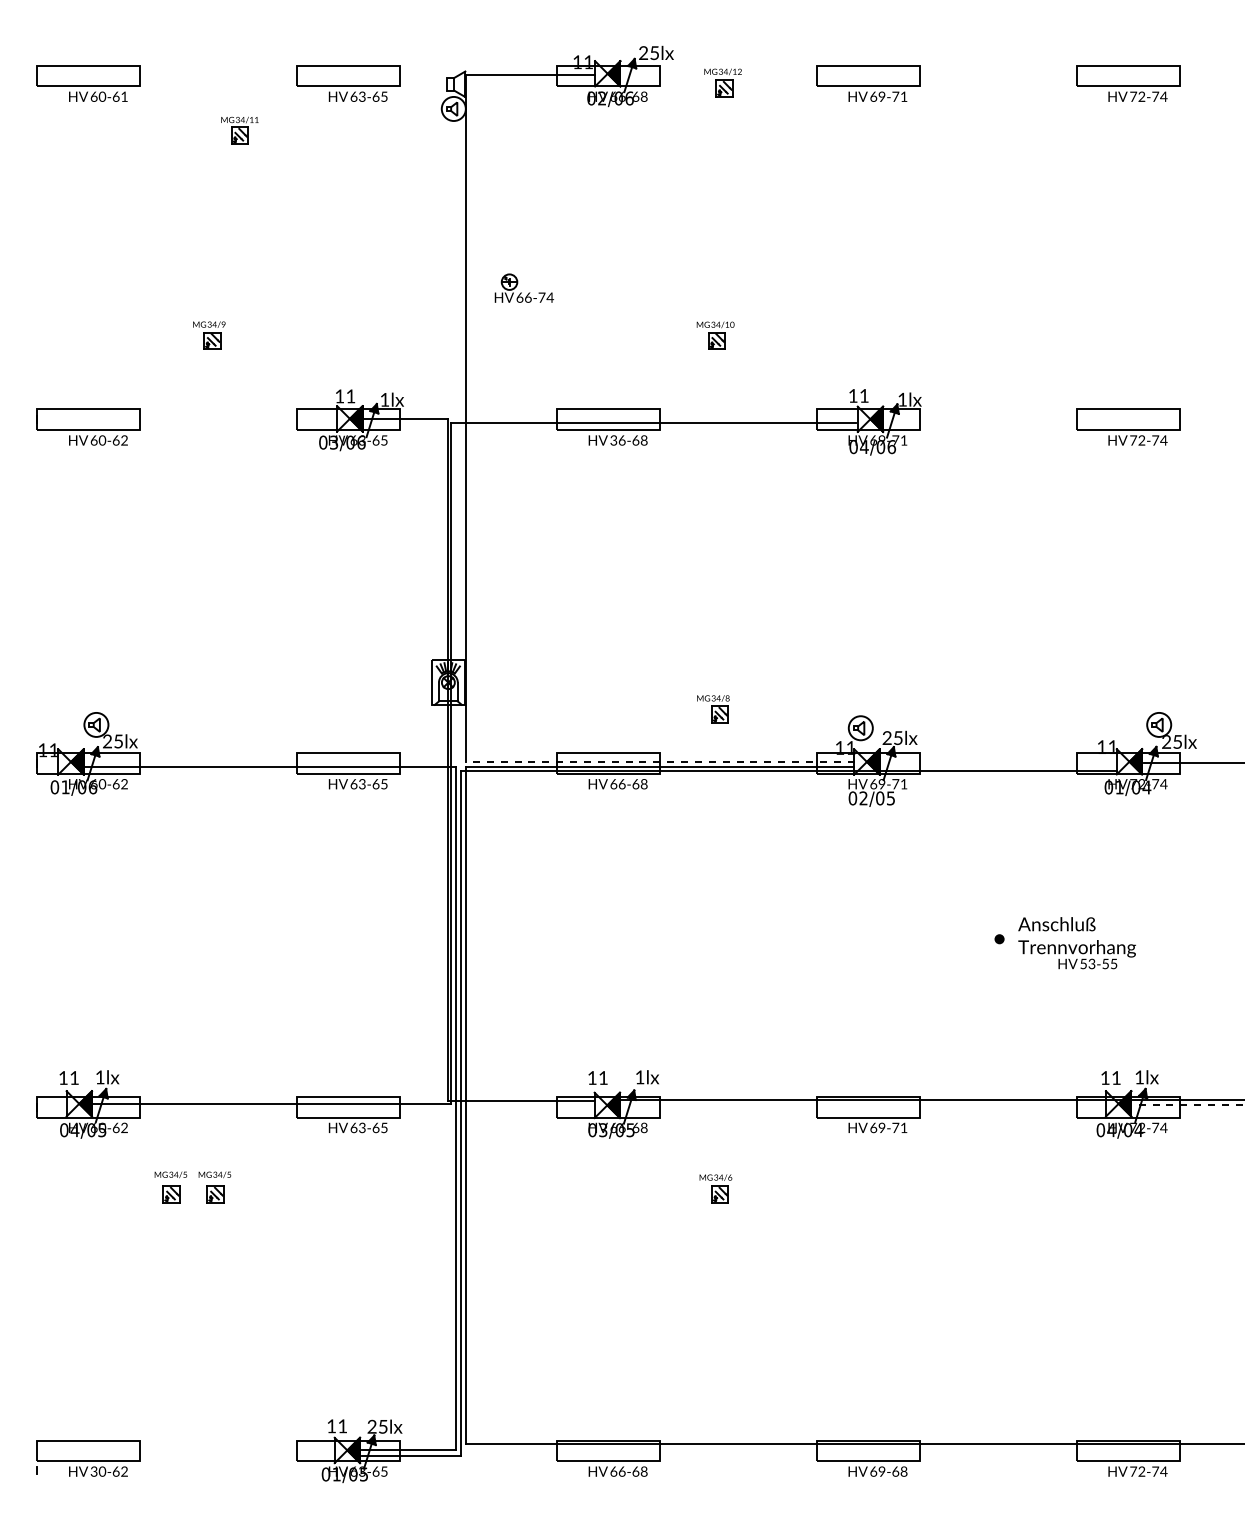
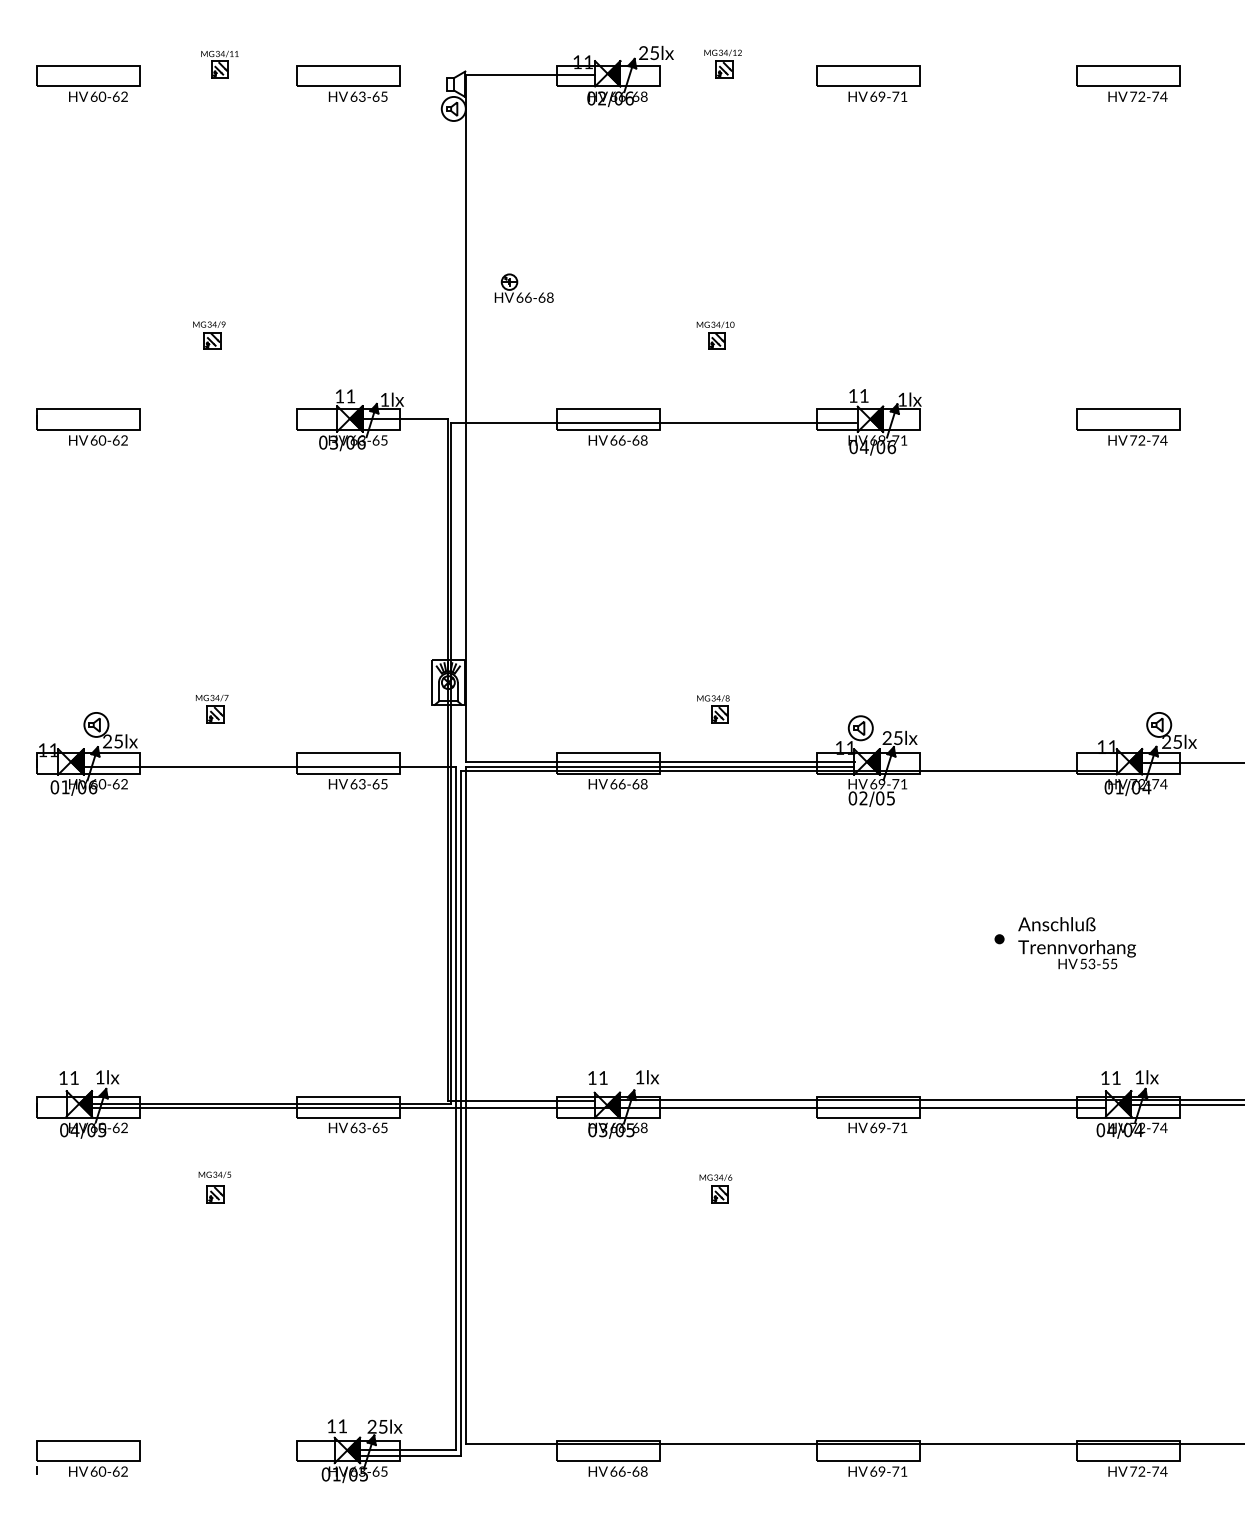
part position: (722, 82) -> (722, 63) (722, 63)
text: 60-61 -> 60-62 (124, 96)
part position: (239, 130) -> (219, 64) (219, 64)
text: 66-74 -> 66-68 (546, 297)
text: 36-68 -> 66-68 (613, 439)
part: none -> present (212, 708)
line: dashed -> solid (659, 761)
line: dashed -> solid (1188, 1105)
line: none -> present (597, 1108)
part: present -> none (170, 1187)
text: 30-62 -> 60-62 (93, 1470)
text: 69-68 -> 69-71 (899, 1471)
